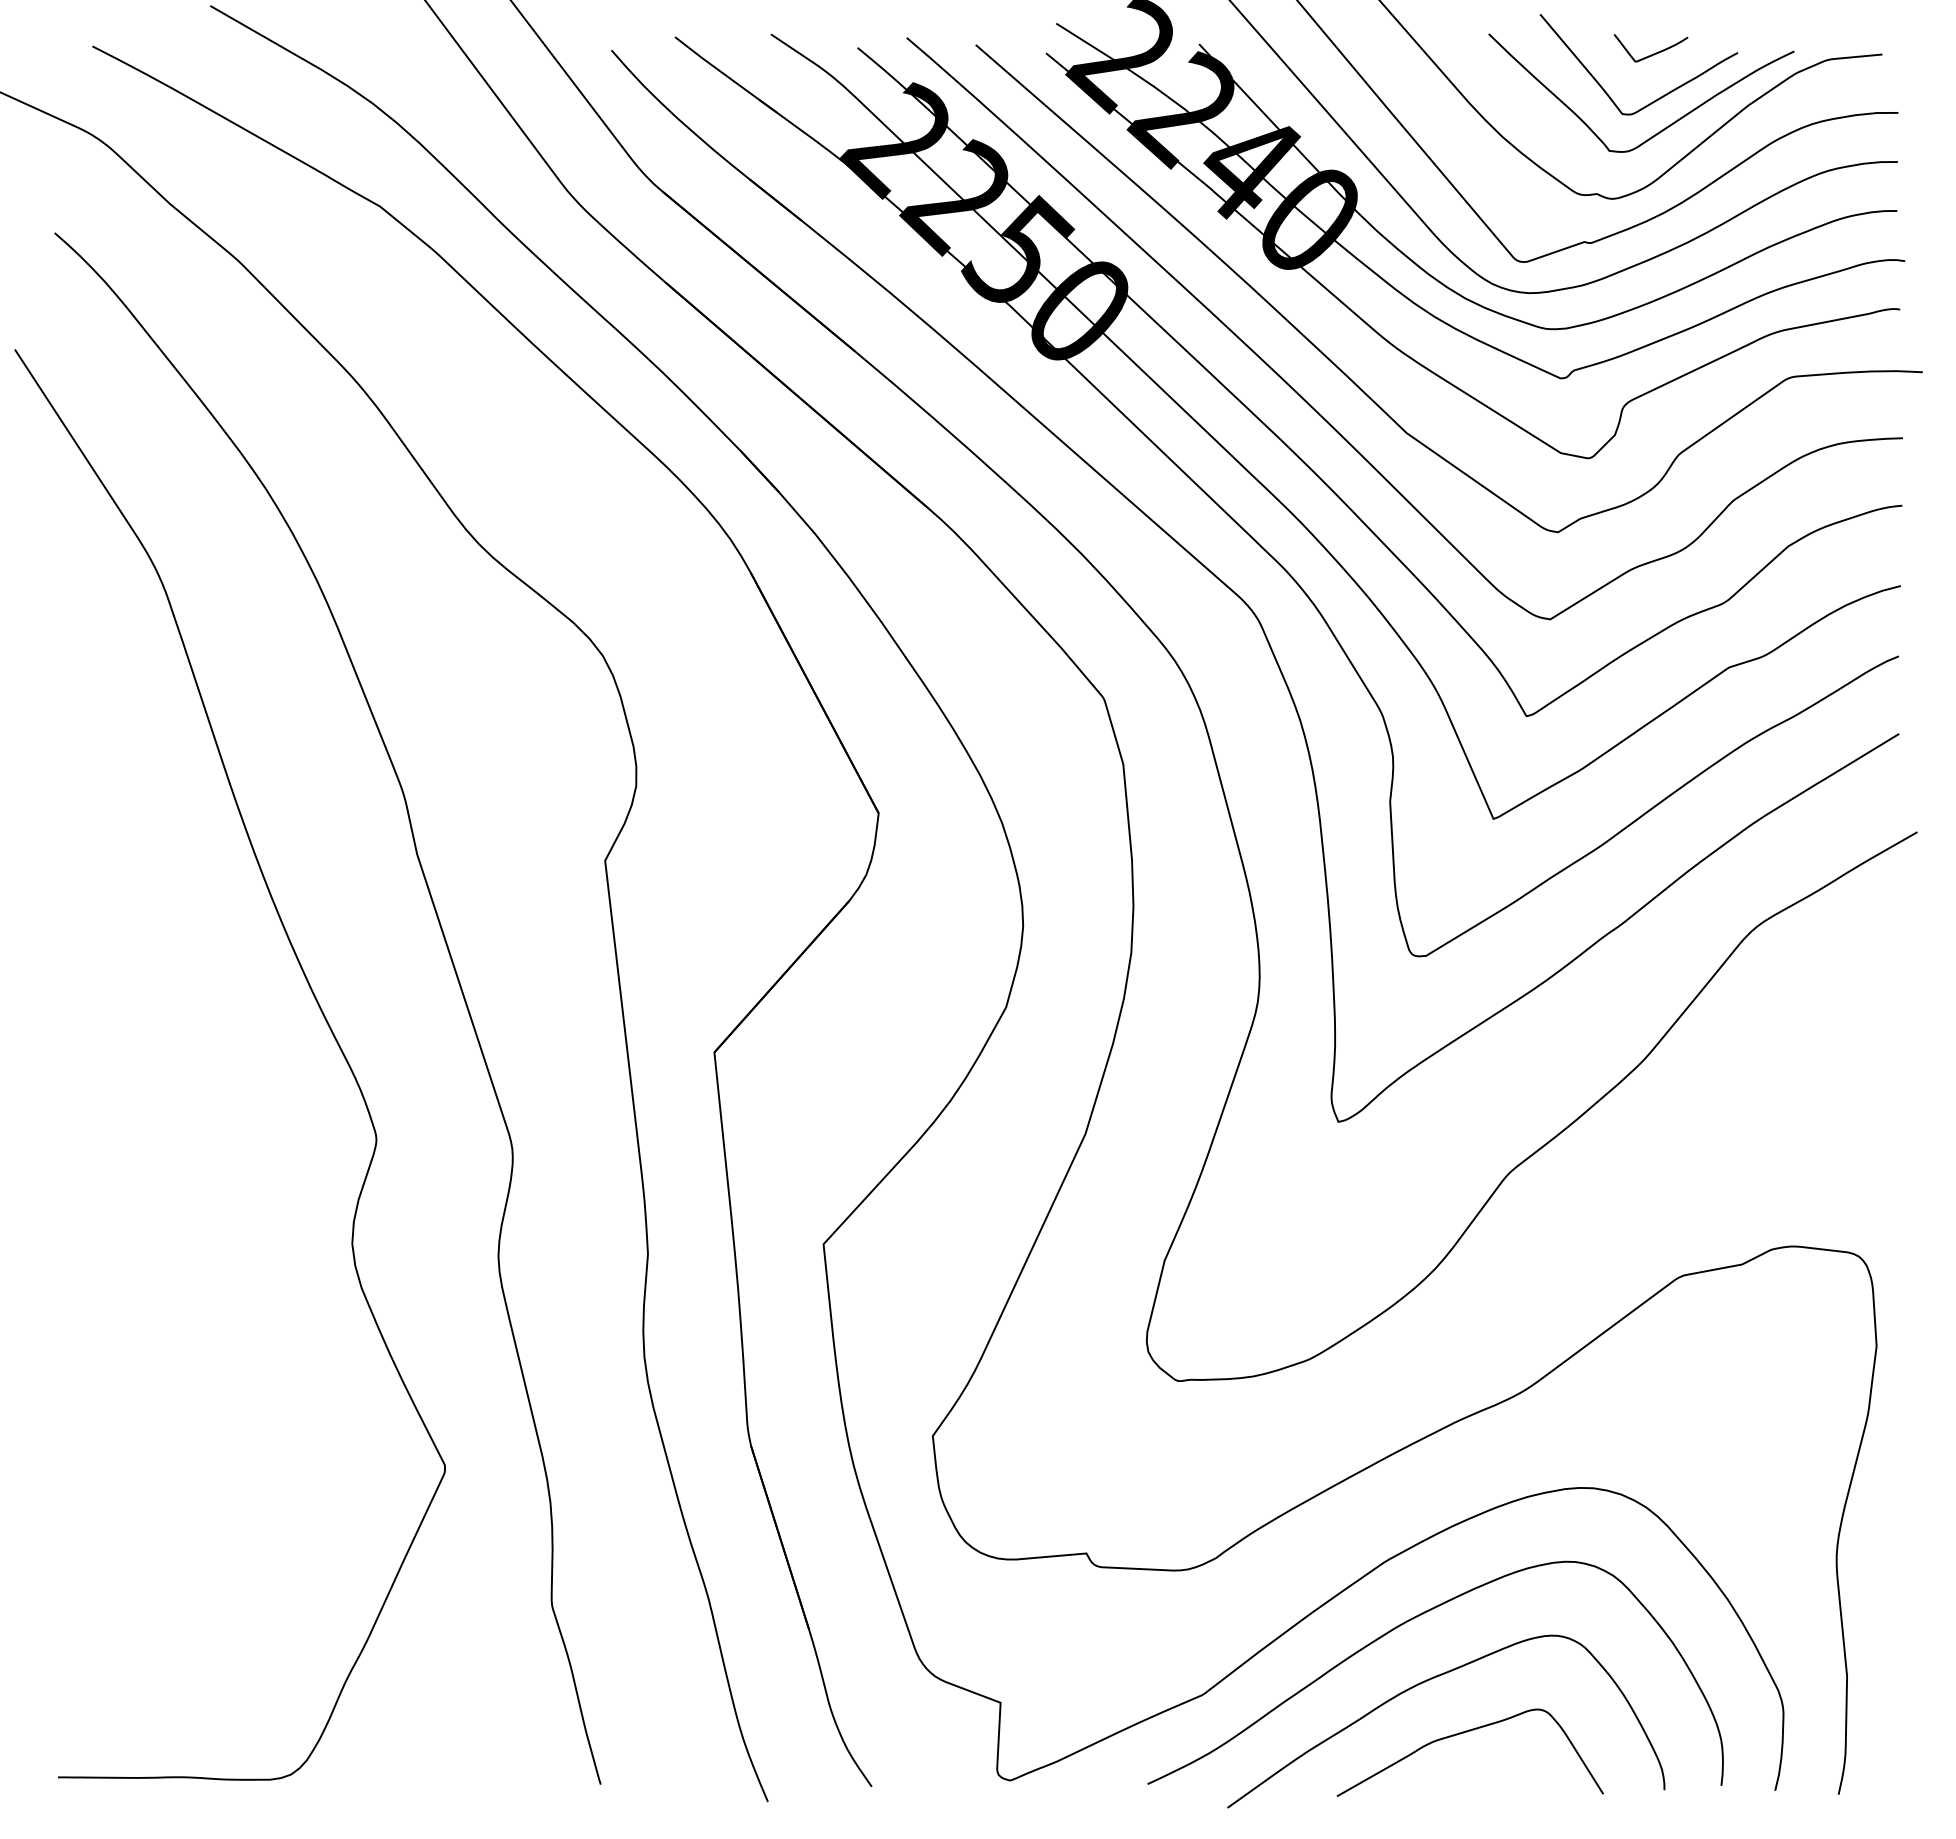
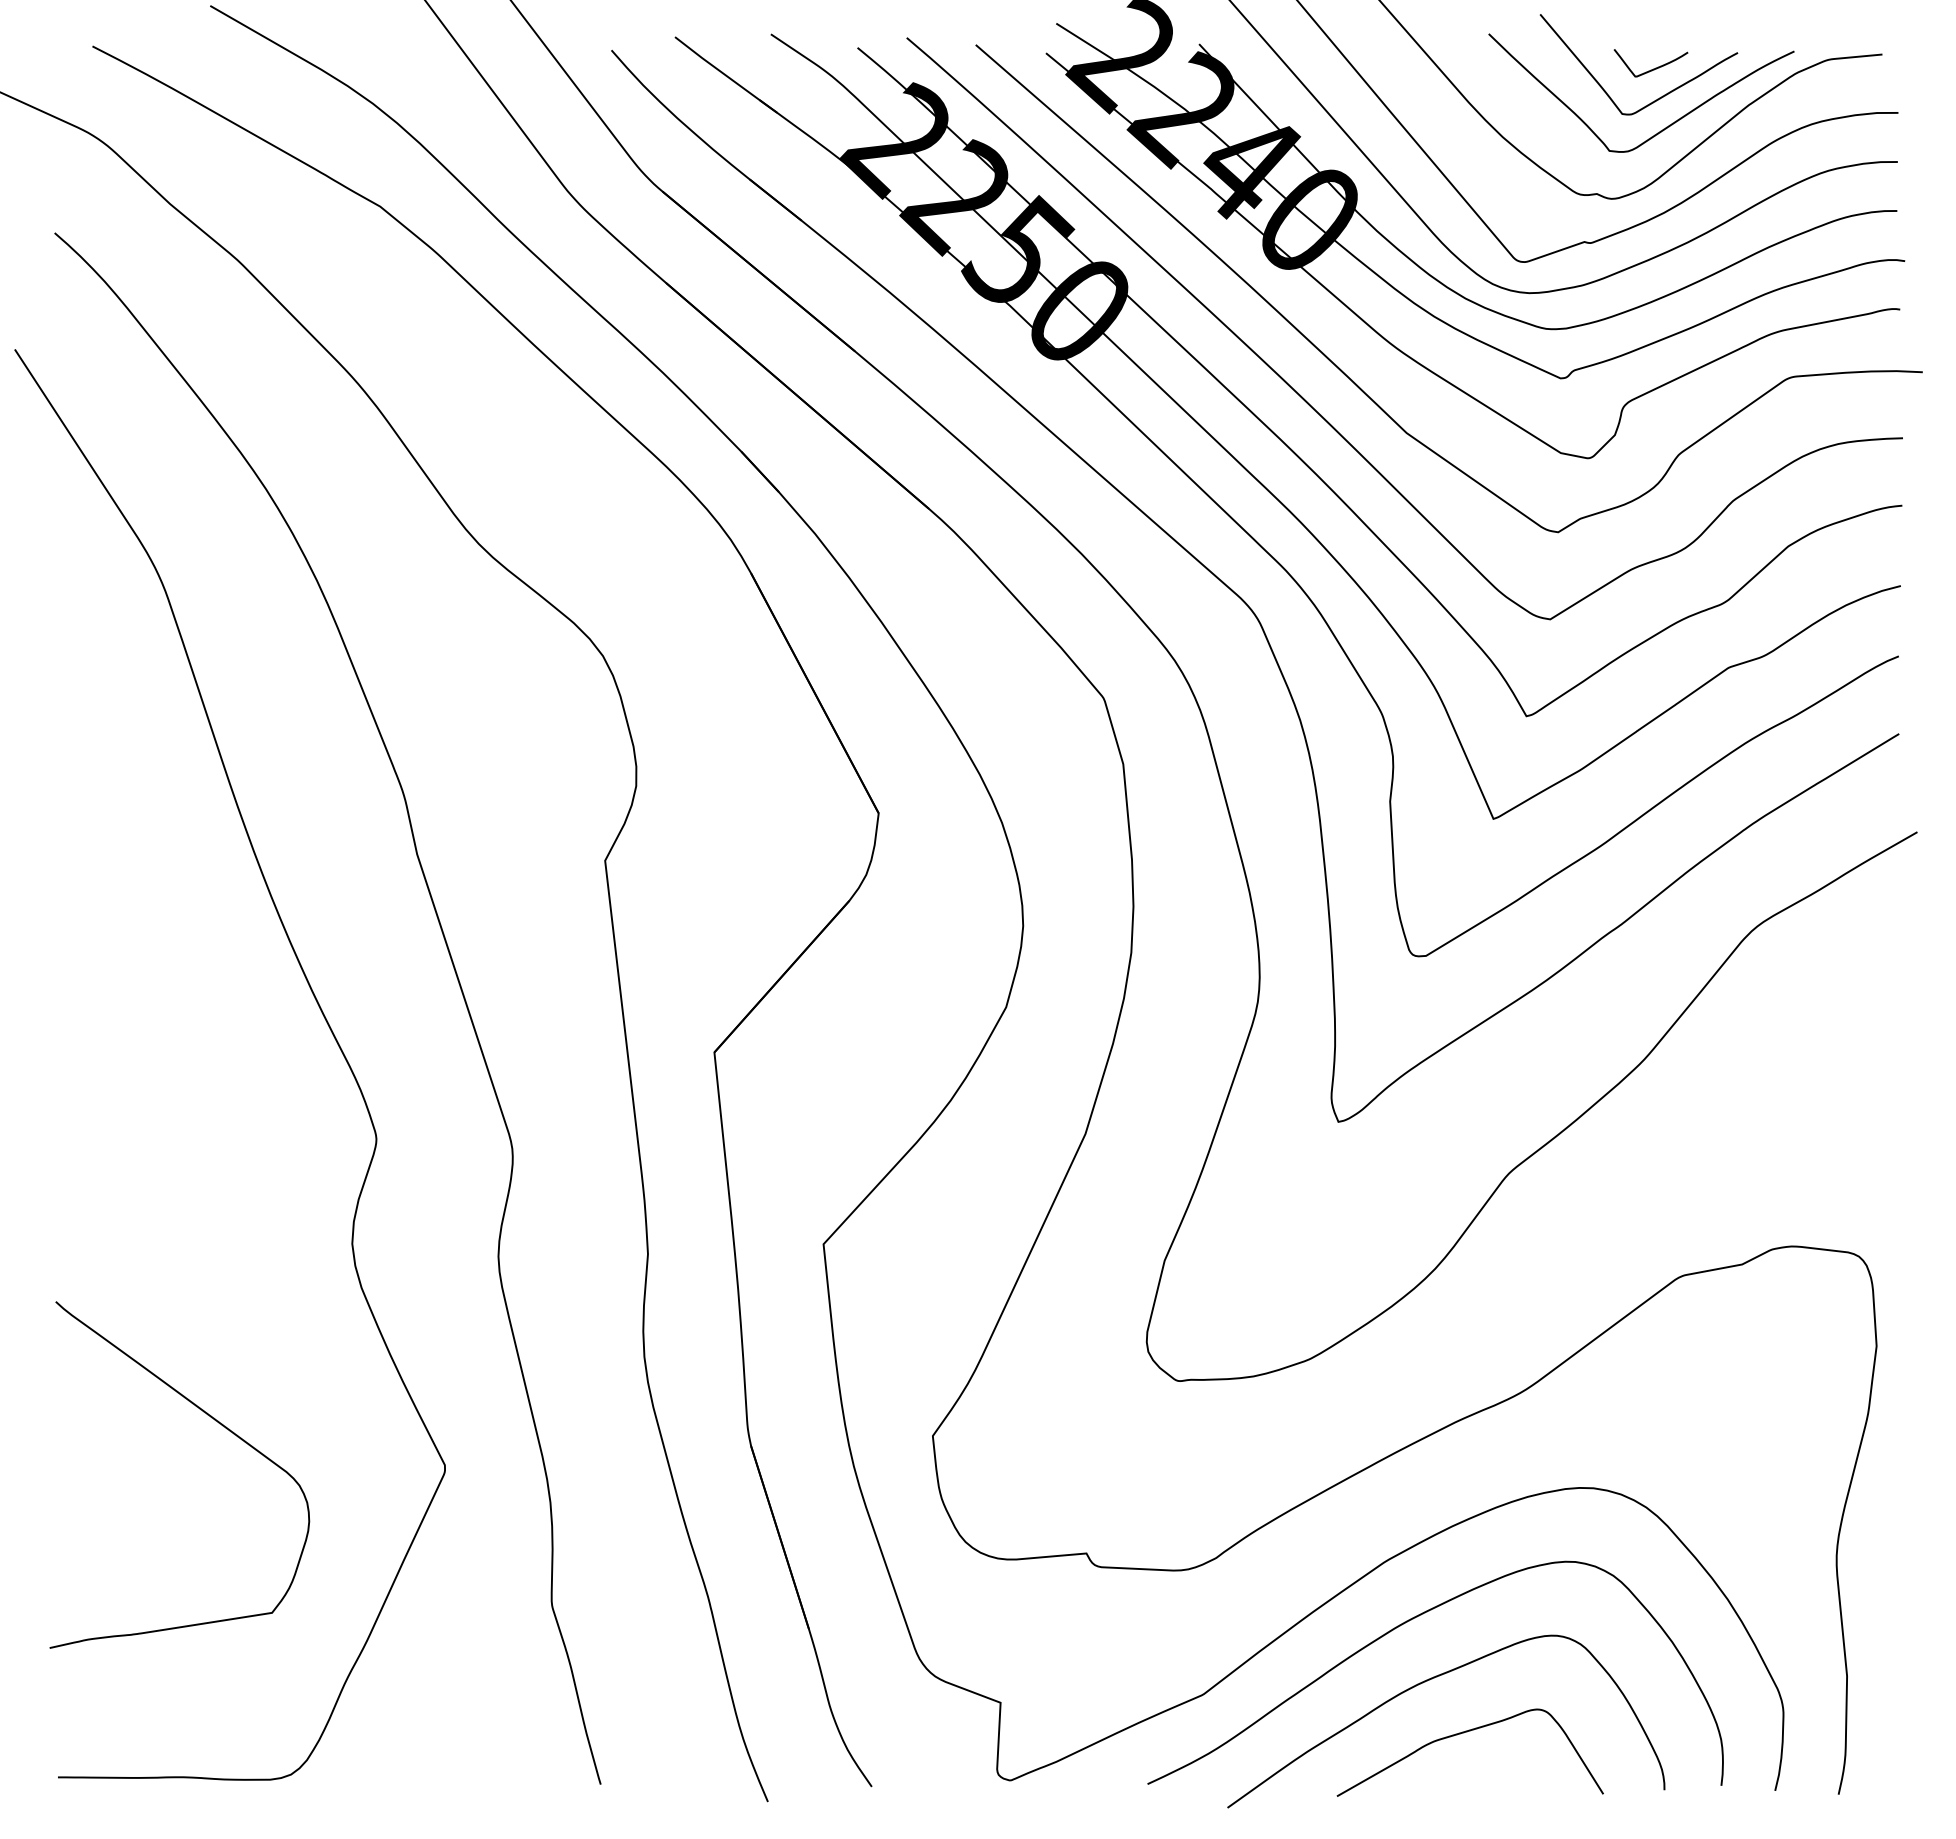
curve position: (1653, 53) -> (1653, 68) (1653, 68)
curve: none -> present (218, 1423)
